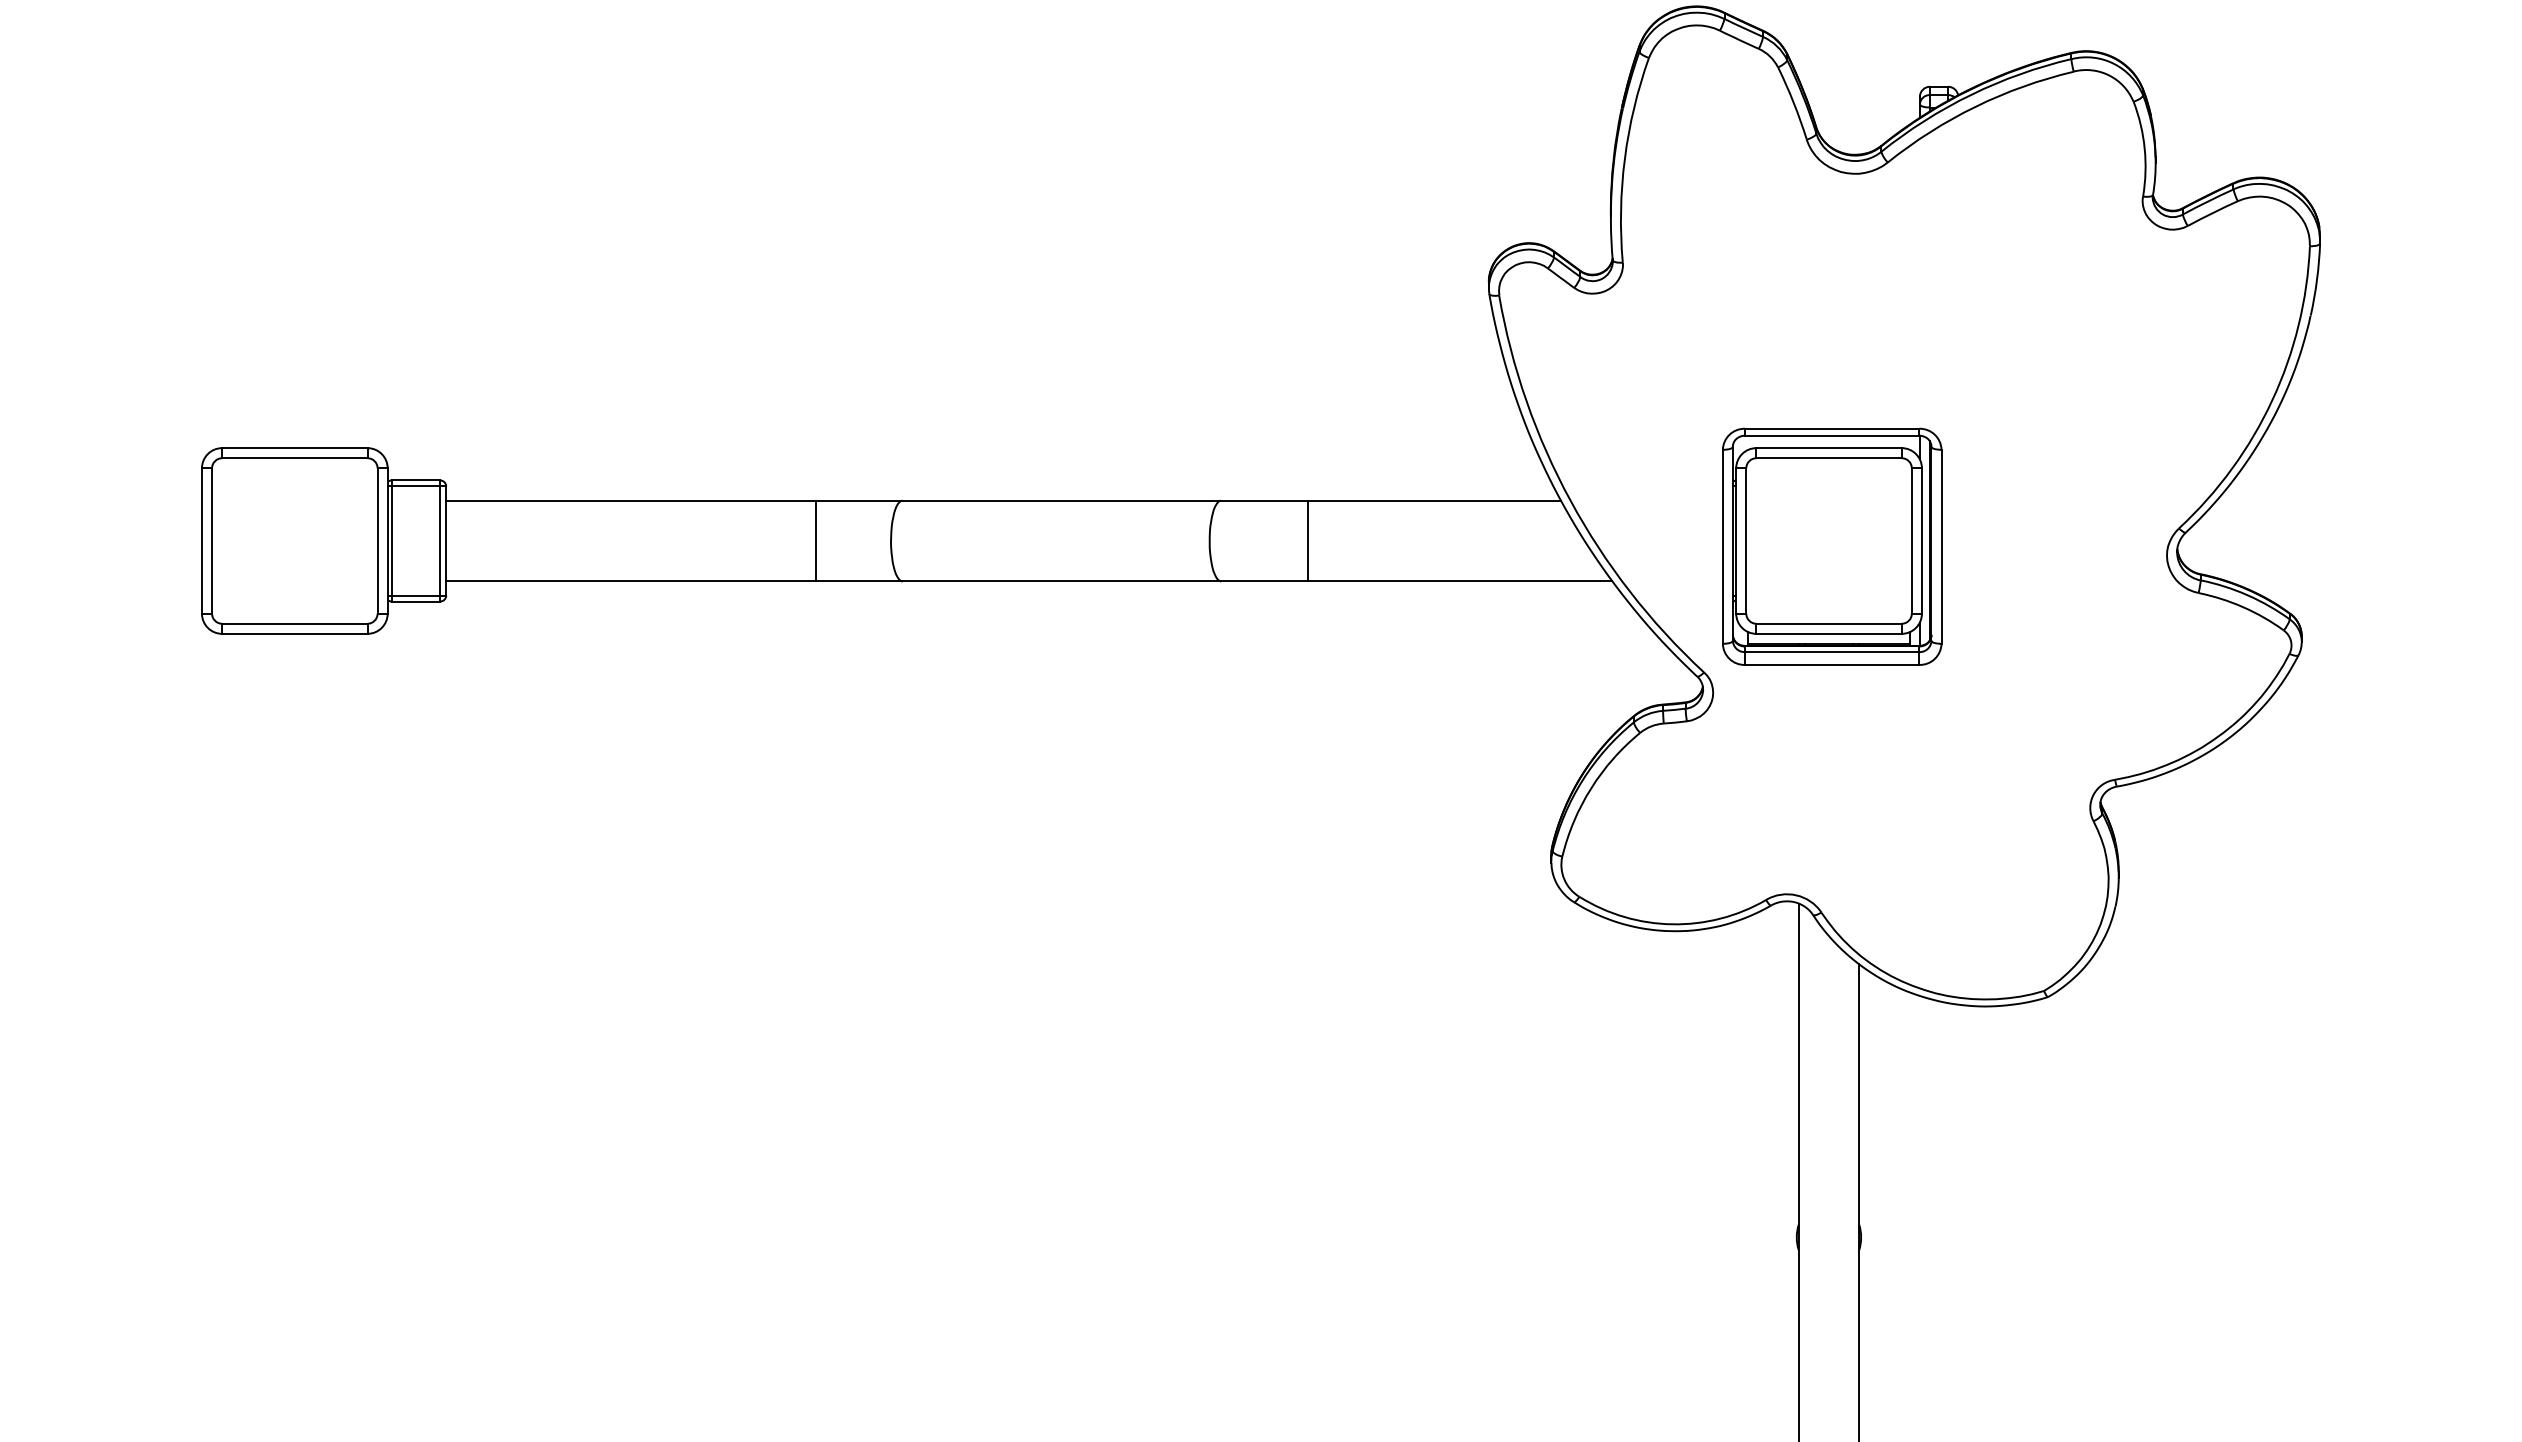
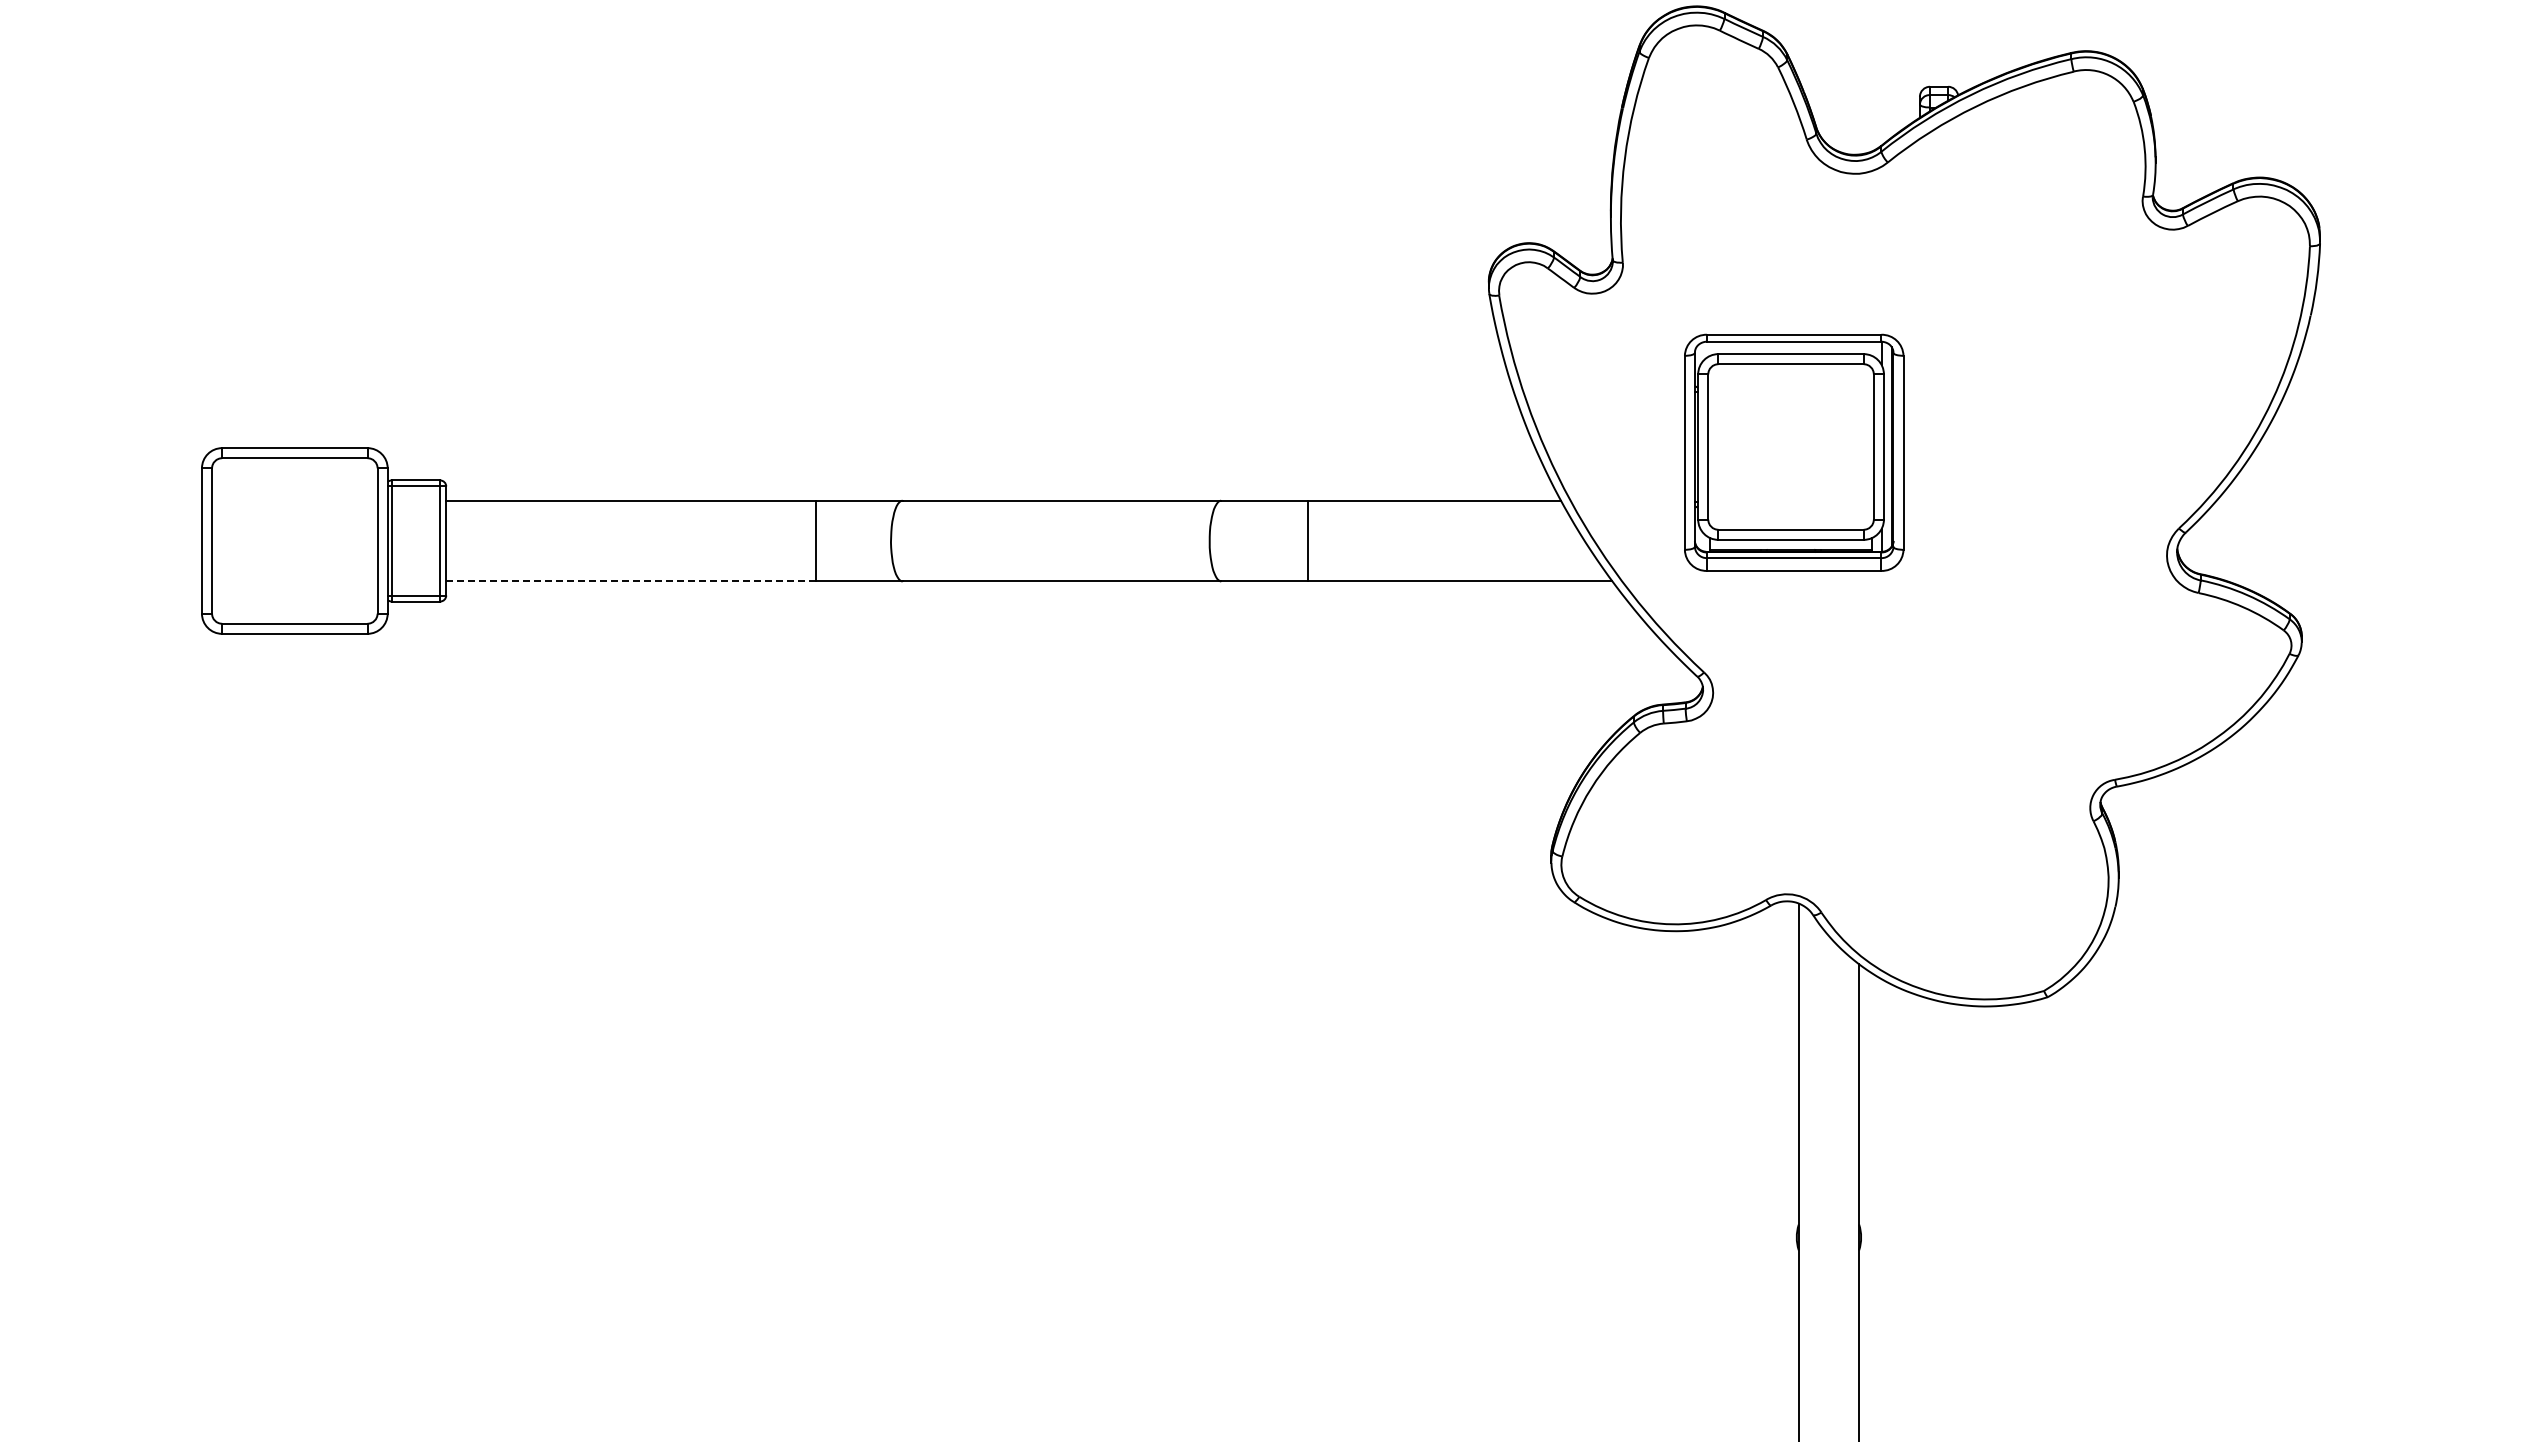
part position: (1832, 546) -> (1794, 452) (1794, 452)
line: solid -> dashed (630, 581)
